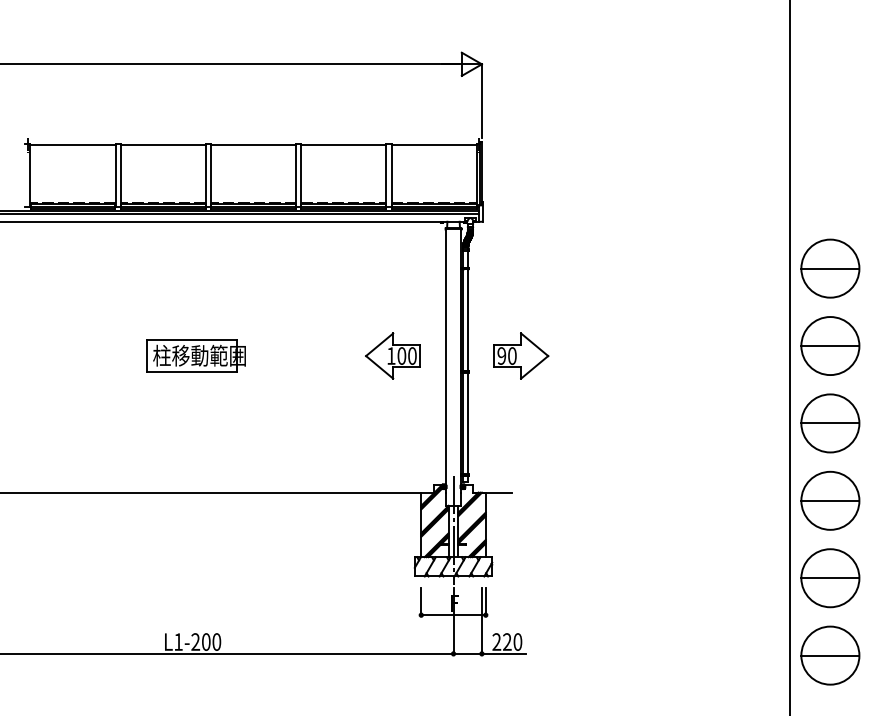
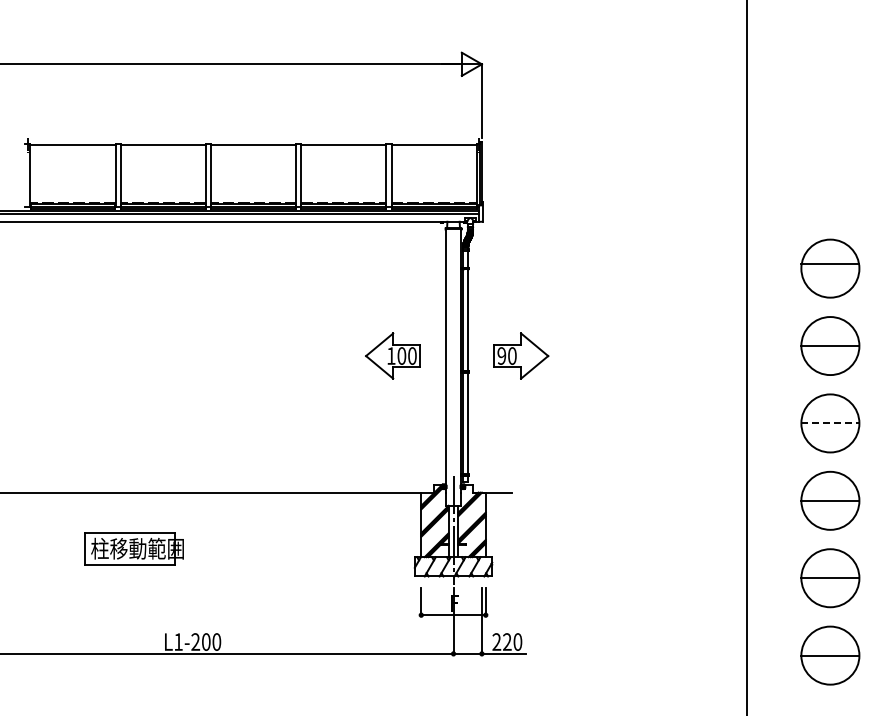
line position: (830, 268) -> (830, 263) (830, 263)
part position: (195, 355) -> (133, 548) (133, 548)
line position: (789, 357) -> (746, 357) (746, 357)
line: solid -> dashed (830, 423)
